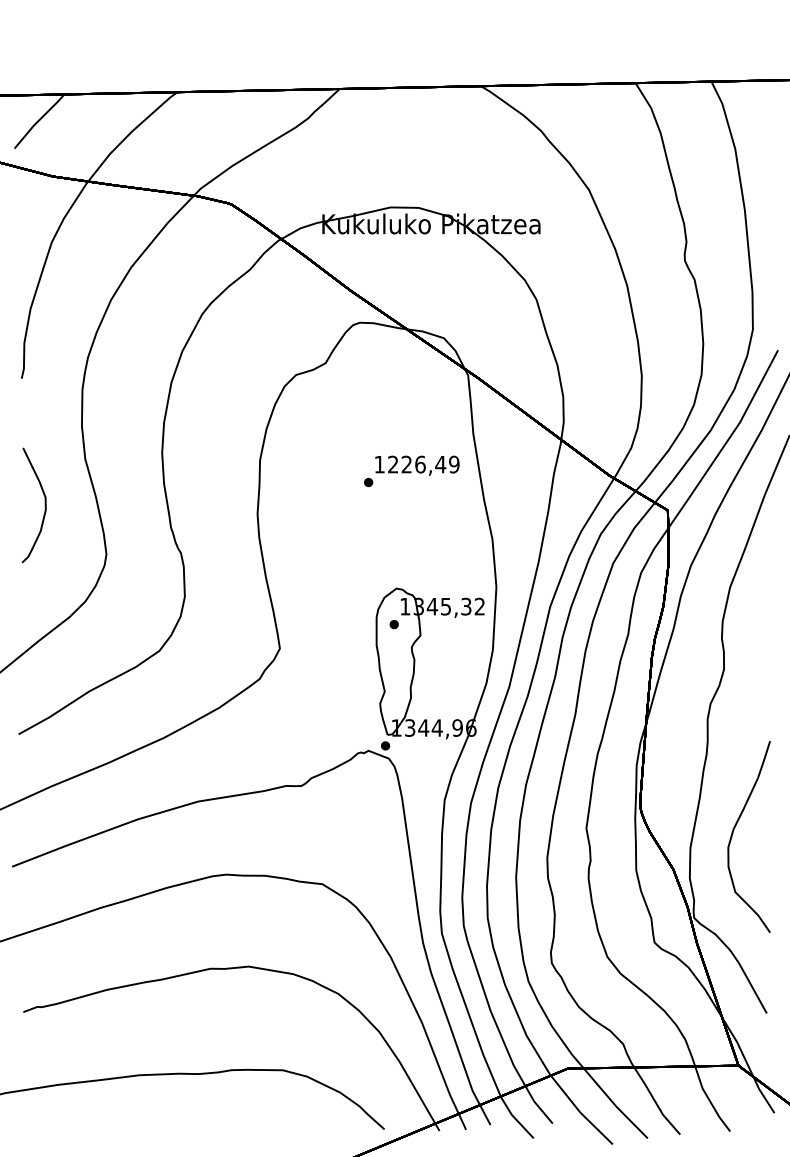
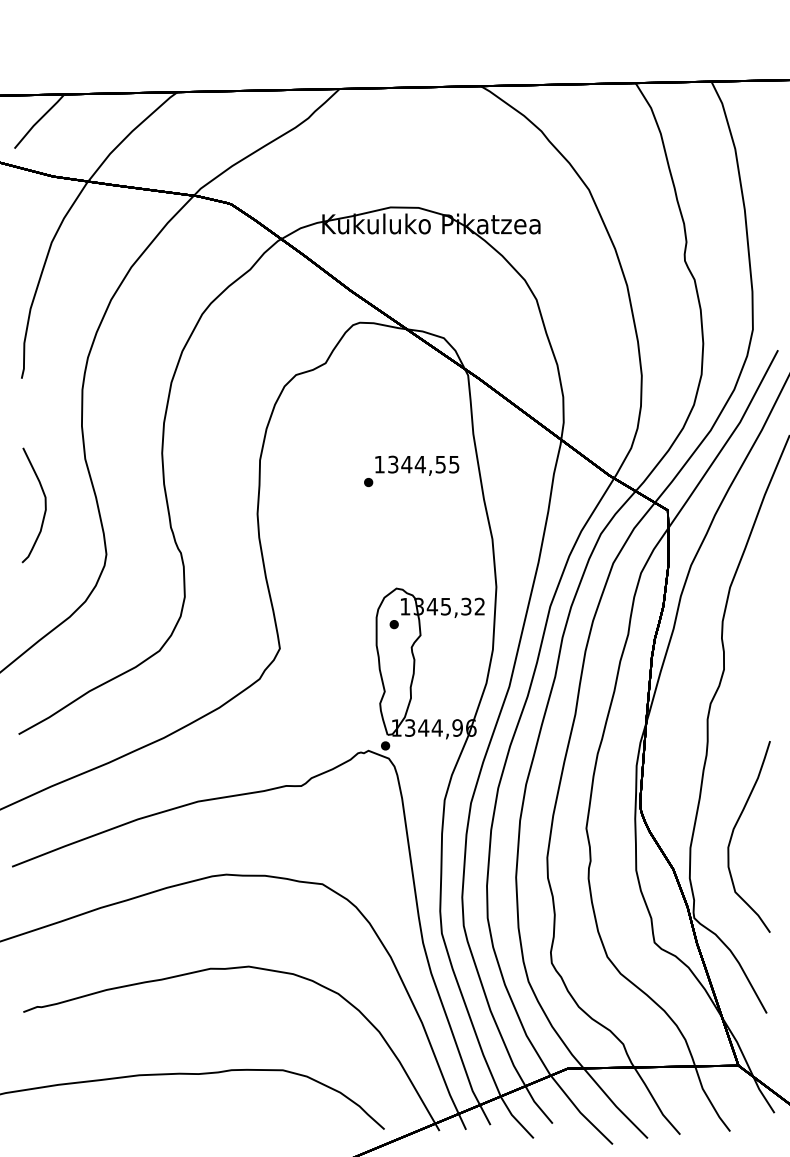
text: 1226,49 -> 1344,55 (423, 464)
